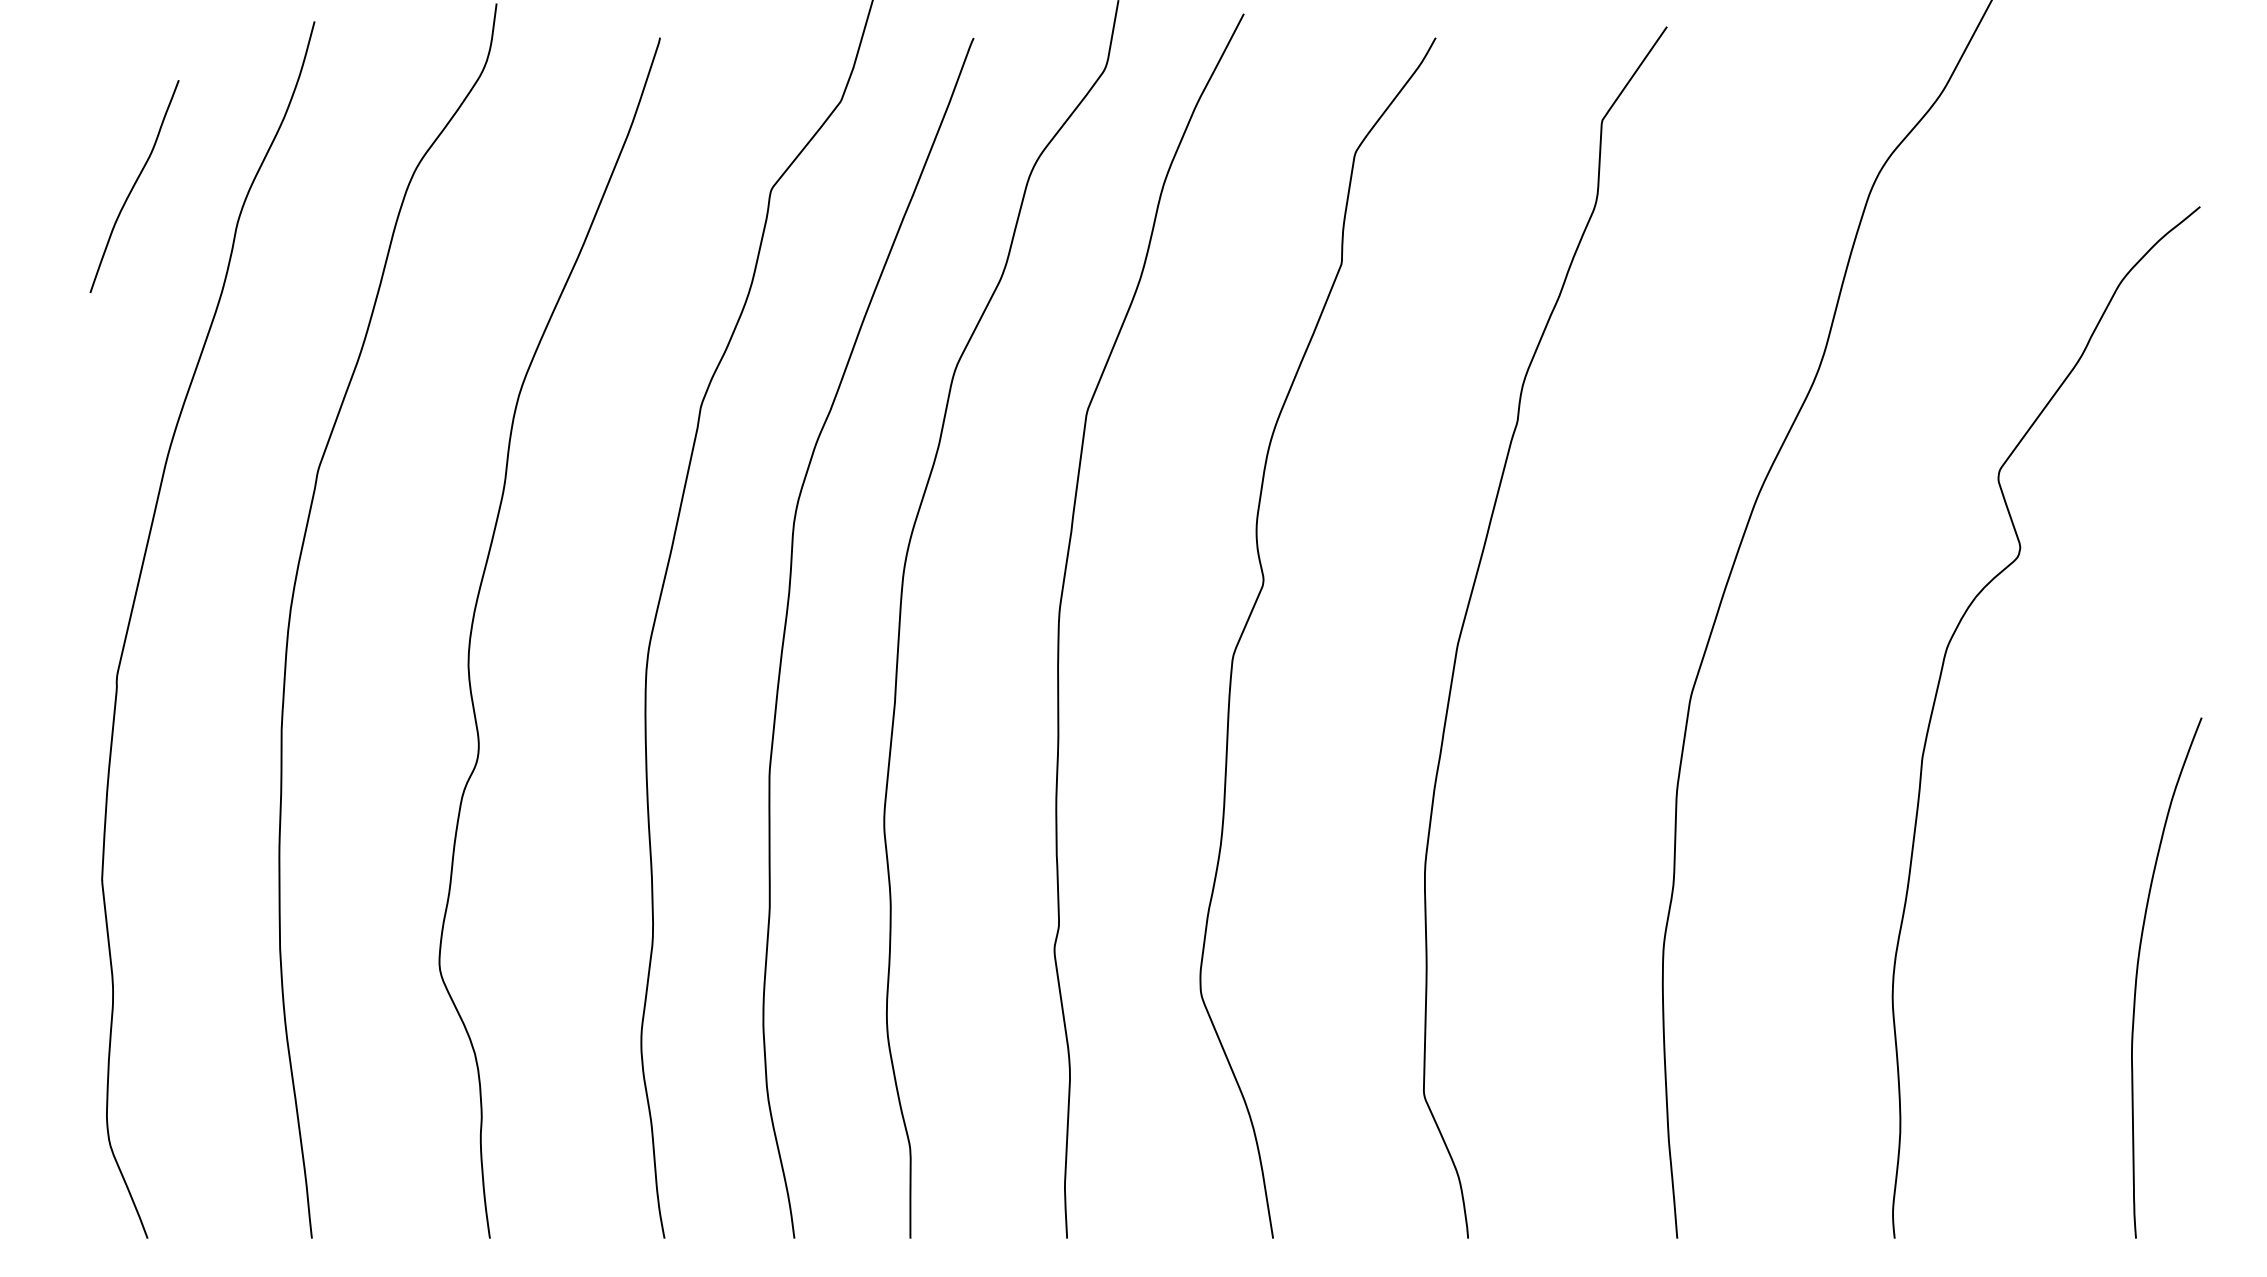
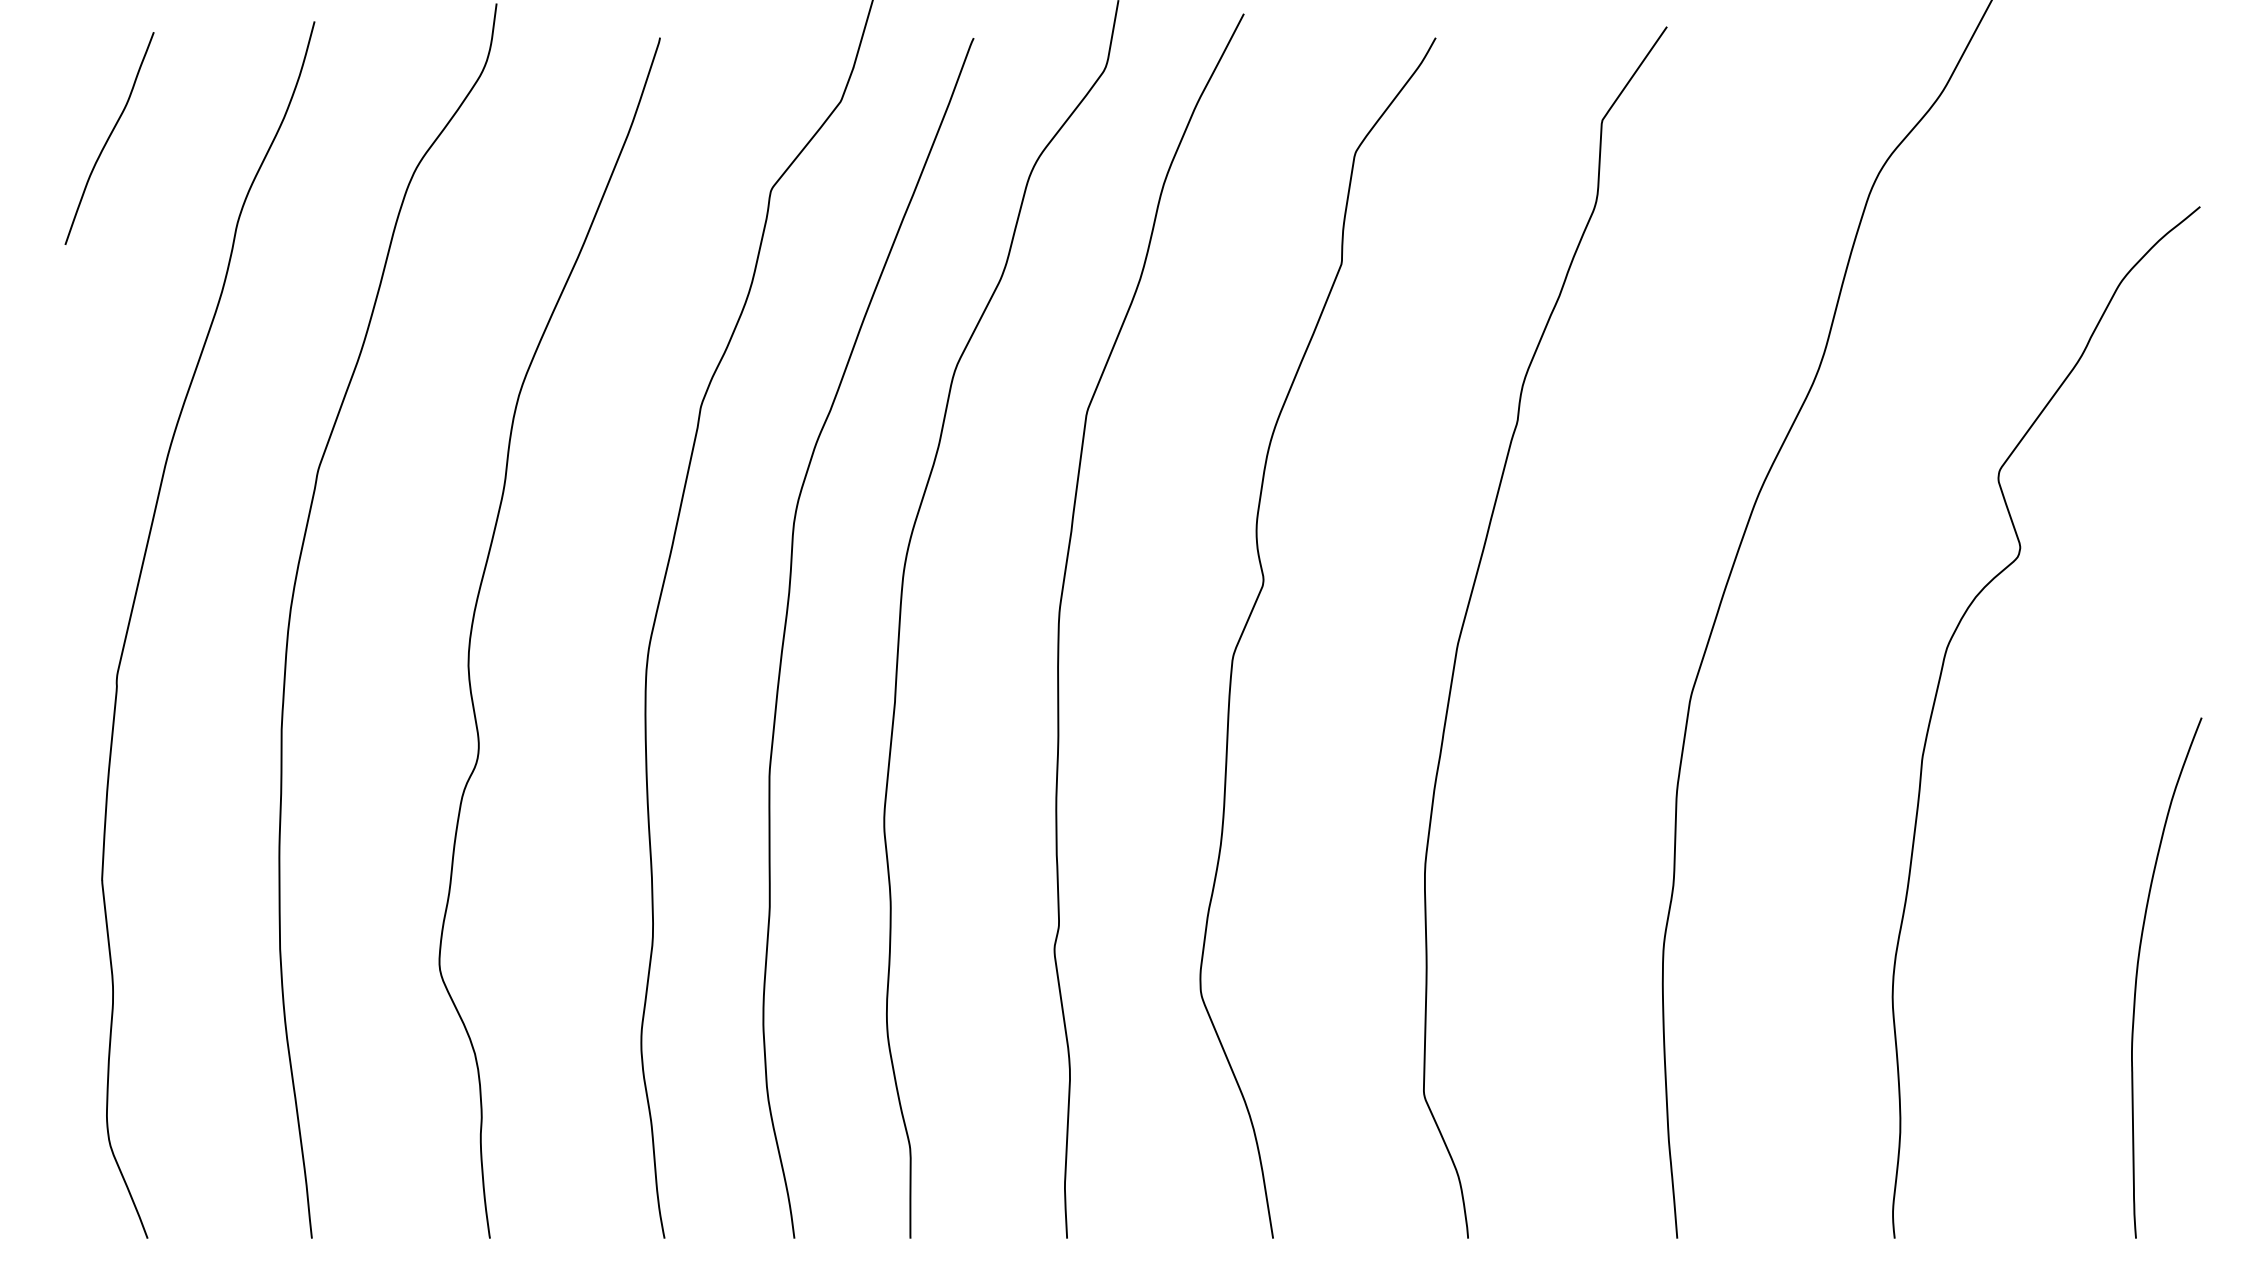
curve position: (134, 186) -> (109, 138) (109, 138)
